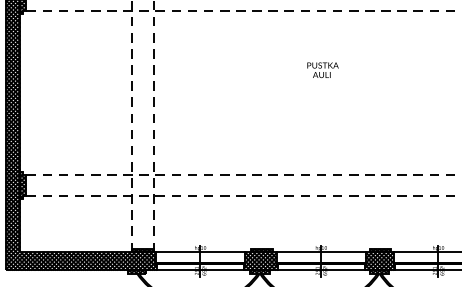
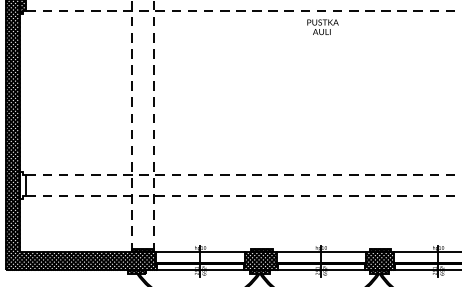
text position: (322, 69) -> (322, 26) (322, 26)
hatch: present -> none (23, 185)
